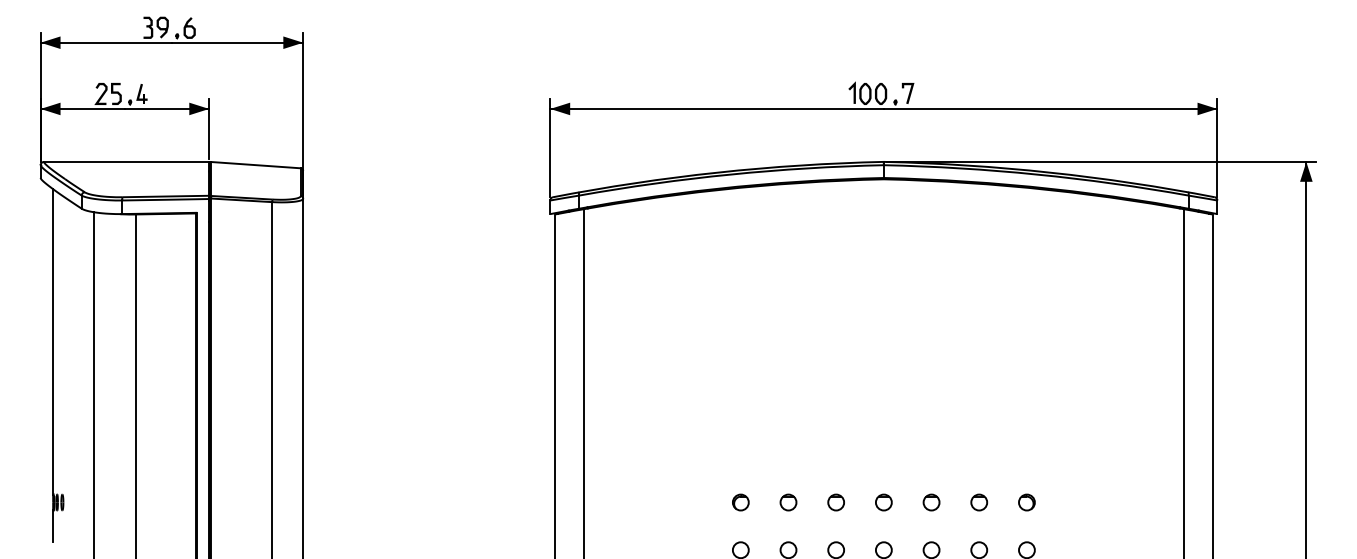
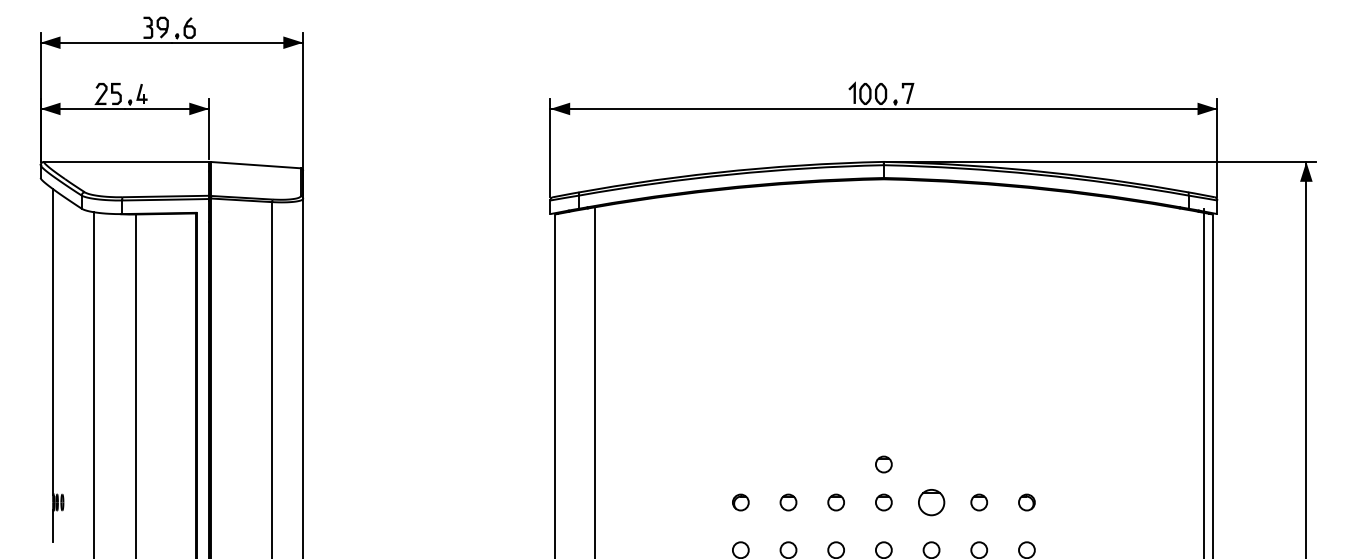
line position: (584, 382) -> (595, 382) (595, 382)
line position: (1183, 382) -> (1203, 382) (1203, 382)
part: none -> present (883, 464)
part size: 19x19 px -> 28x28 px (931, 502)
